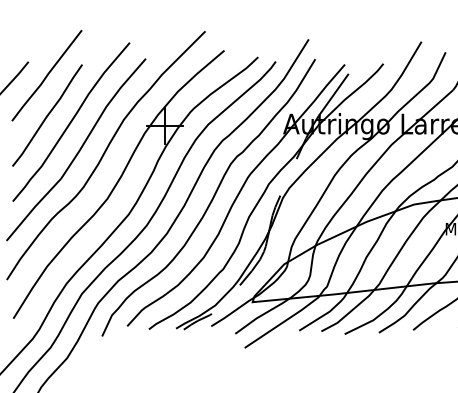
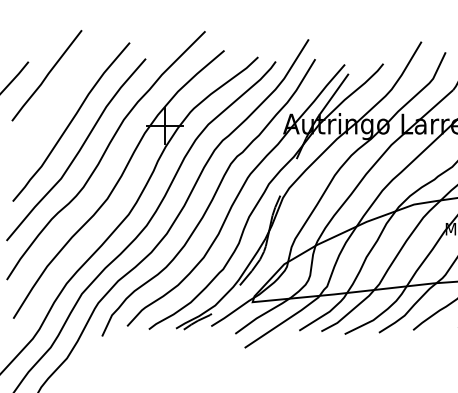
curve: present -> none (47, 115)
